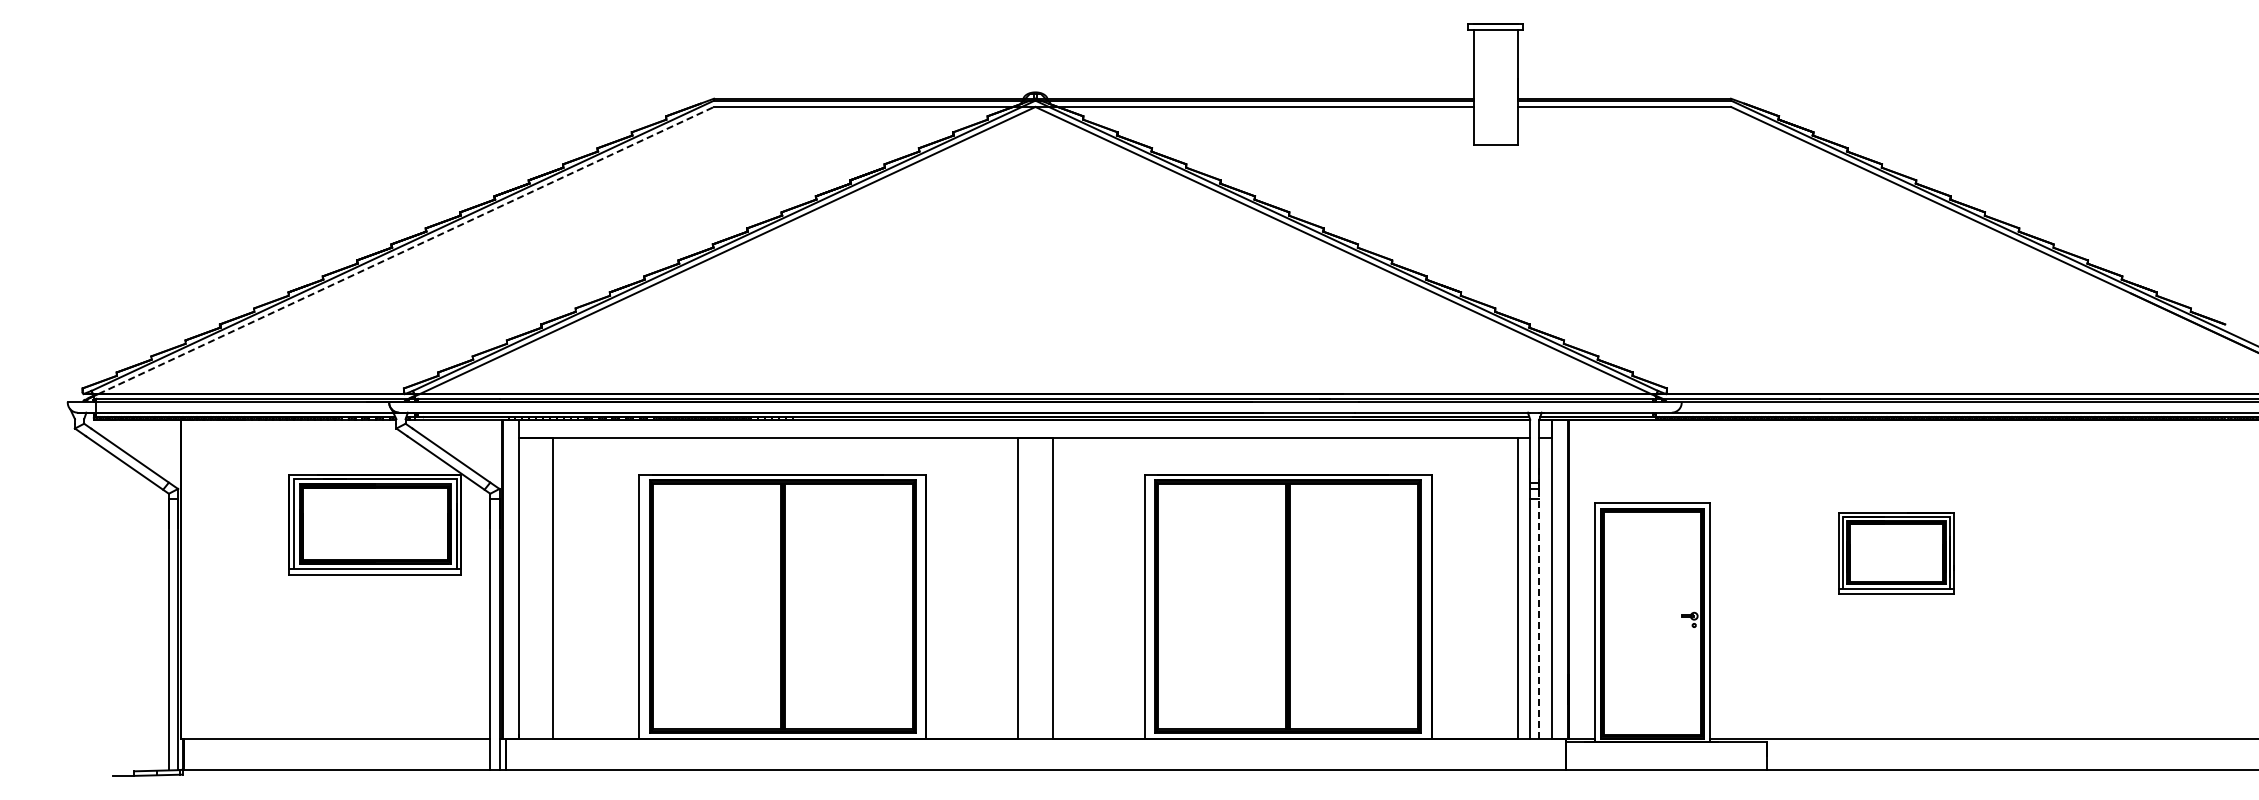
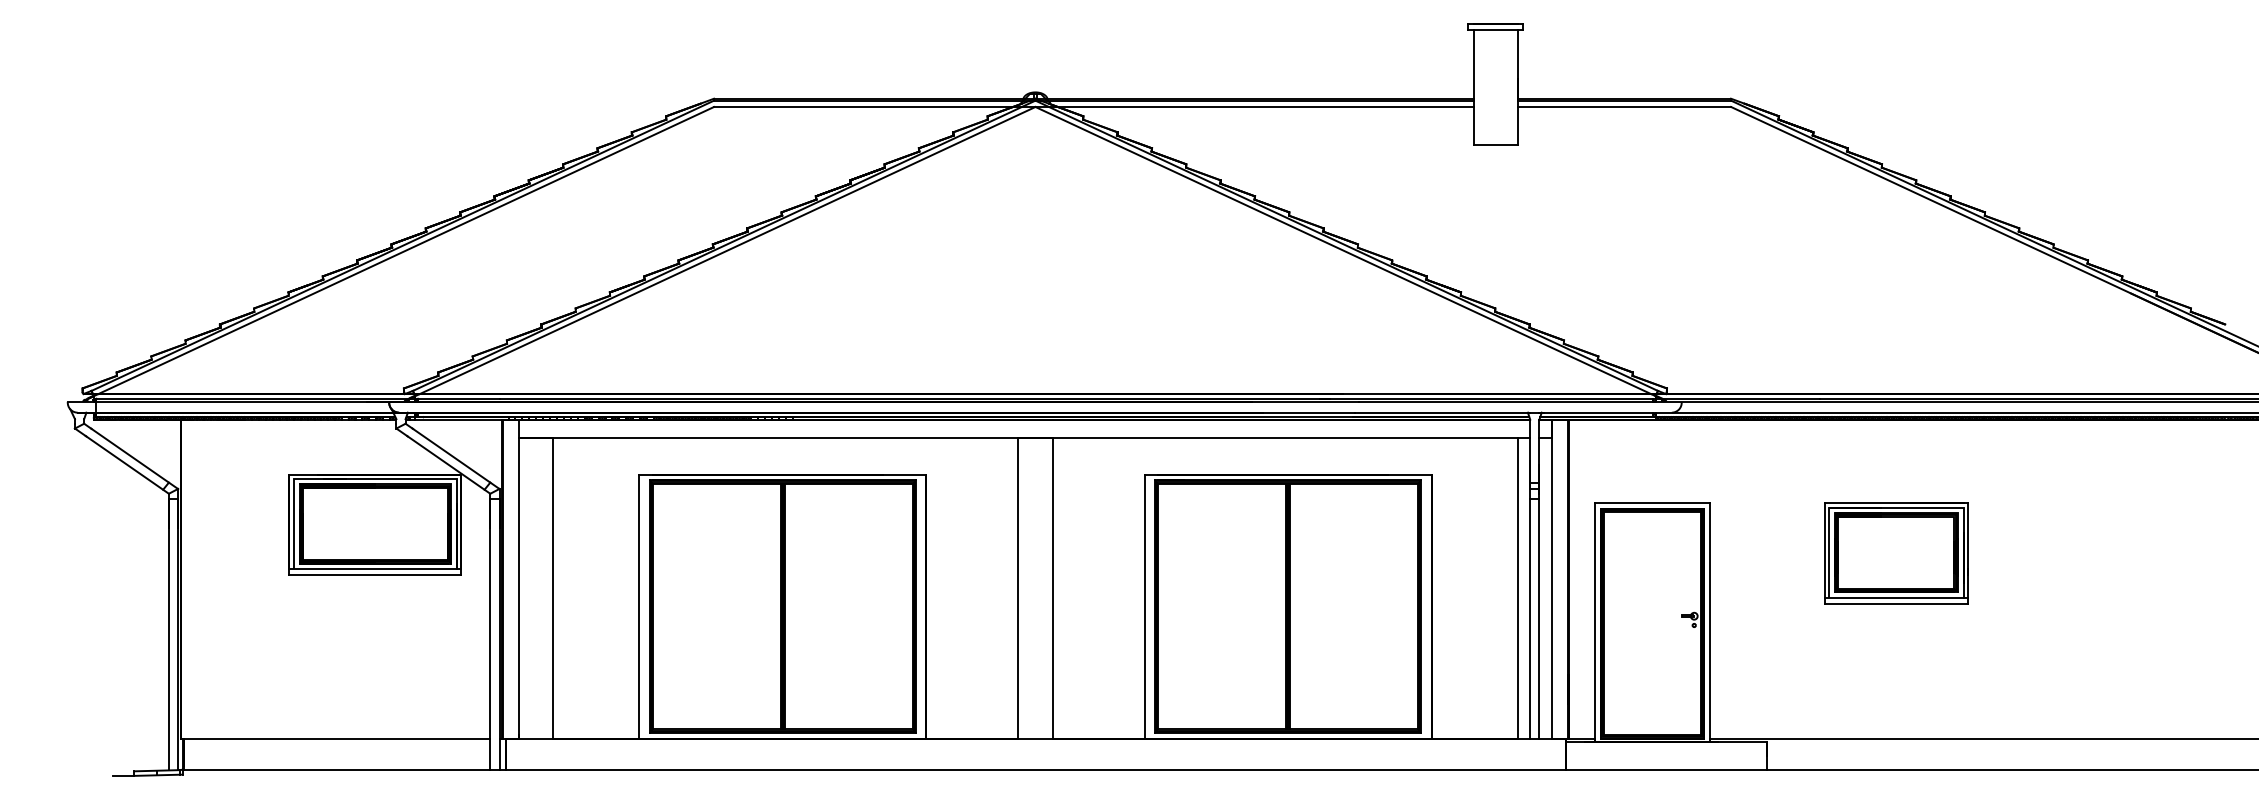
line: dashed -> solid (406, 250)
part size: 117x83 px -> 145x103 px (1896, 553)
line: dashed -> solid (1539, 601)
